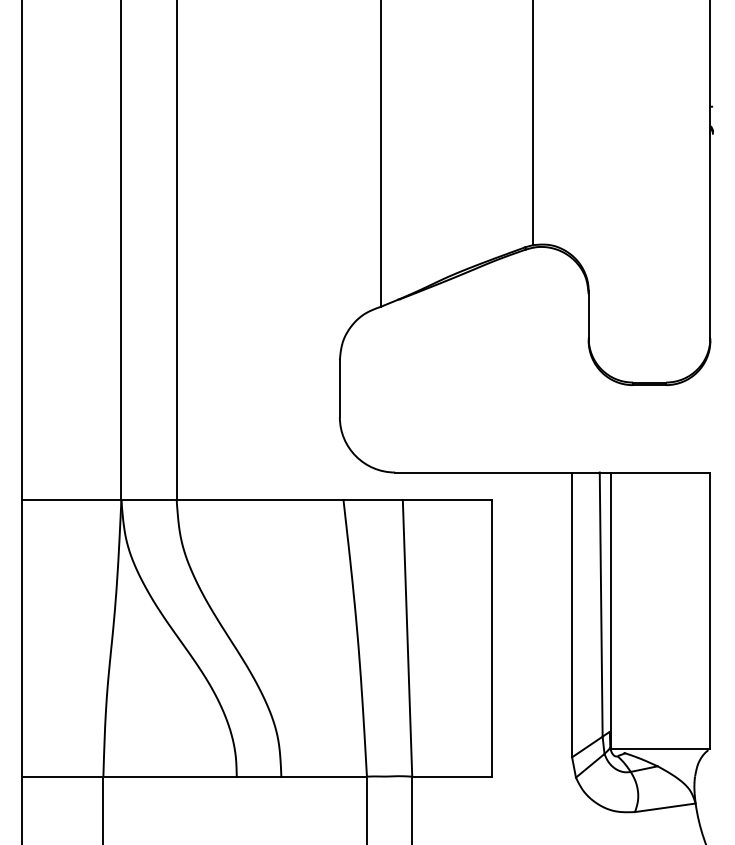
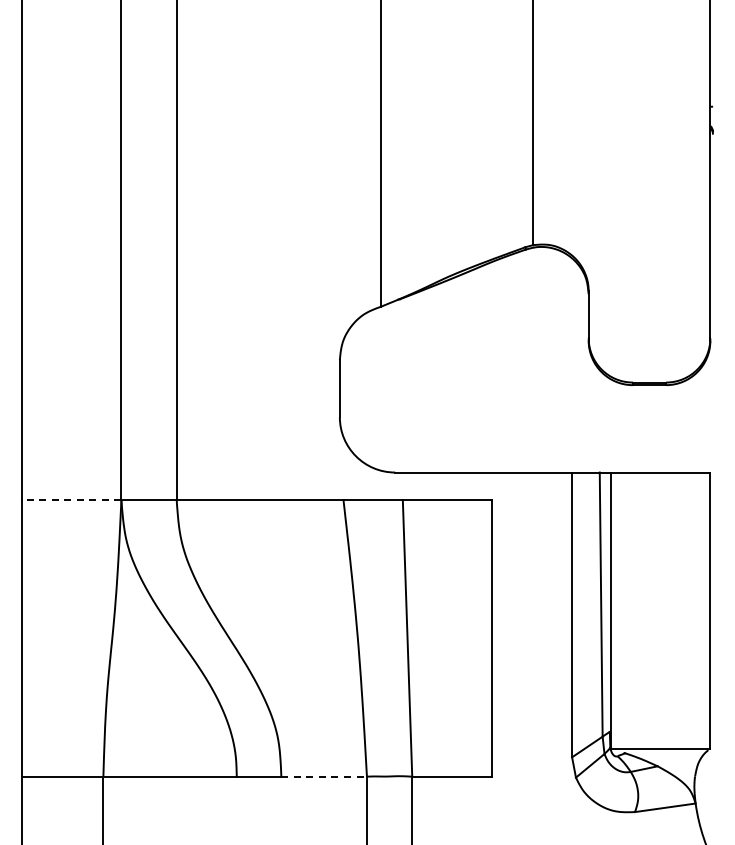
line: solid -> dashed (71, 500)
line: solid -> dashed (324, 776)
